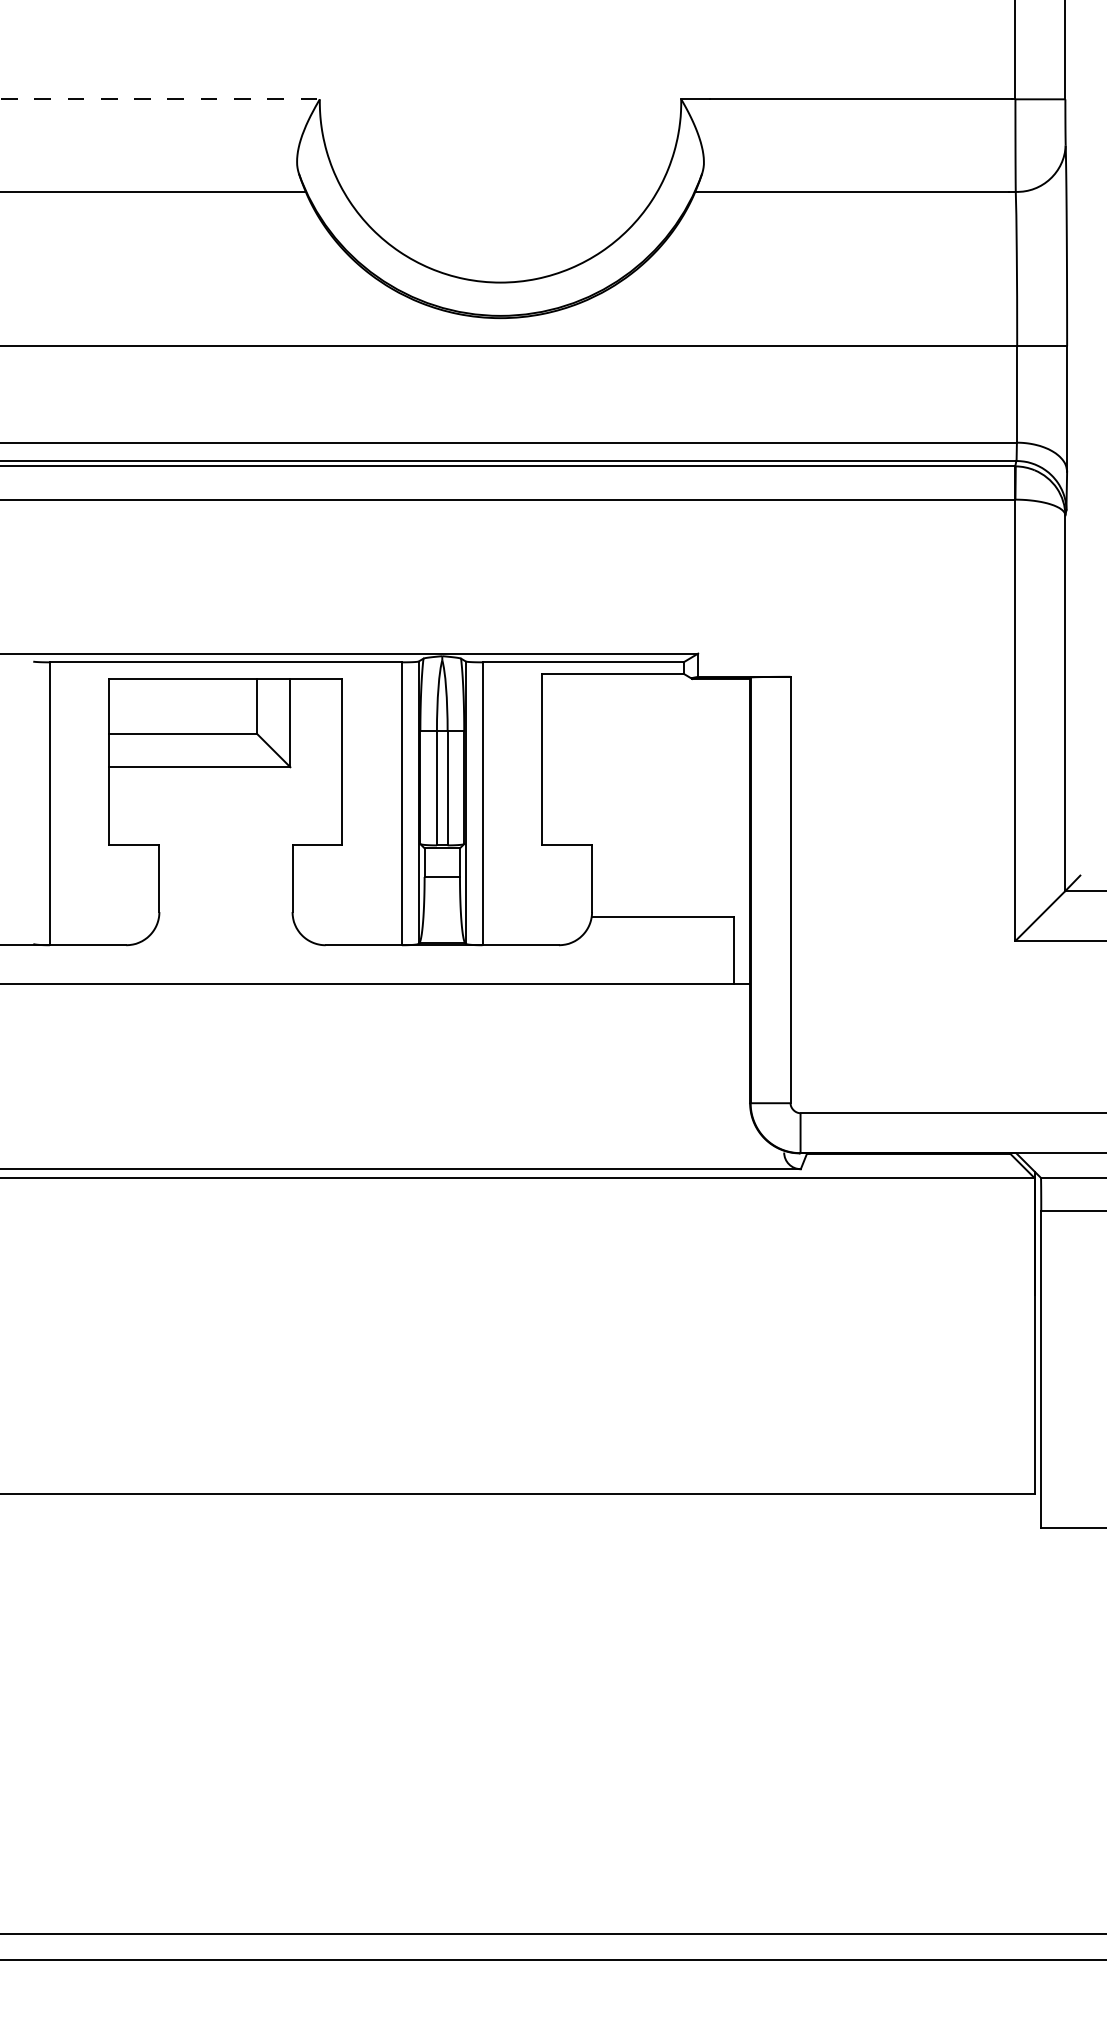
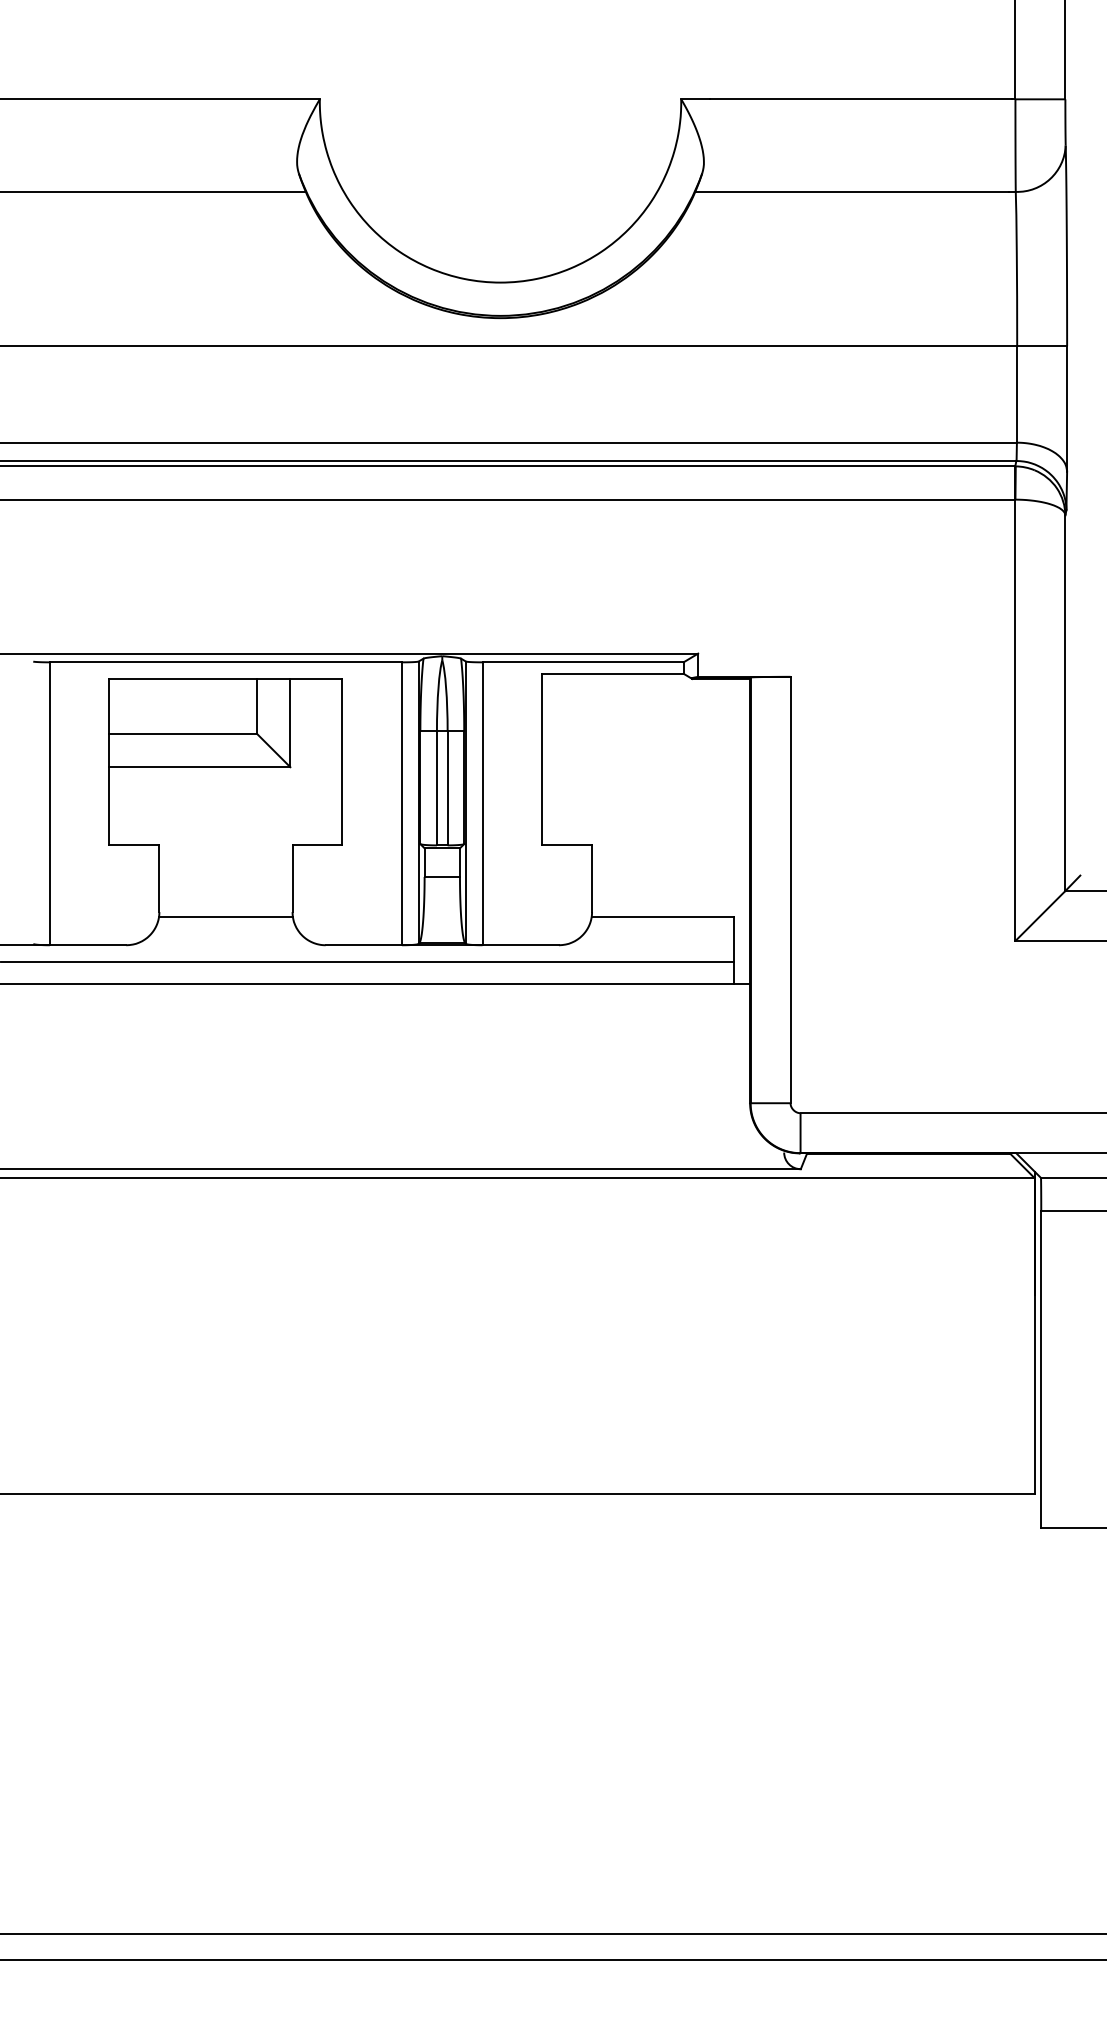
line: dashed -> solid (160, 99)
line: none -> present (225, 916)
line: none -> present (367, 961)
